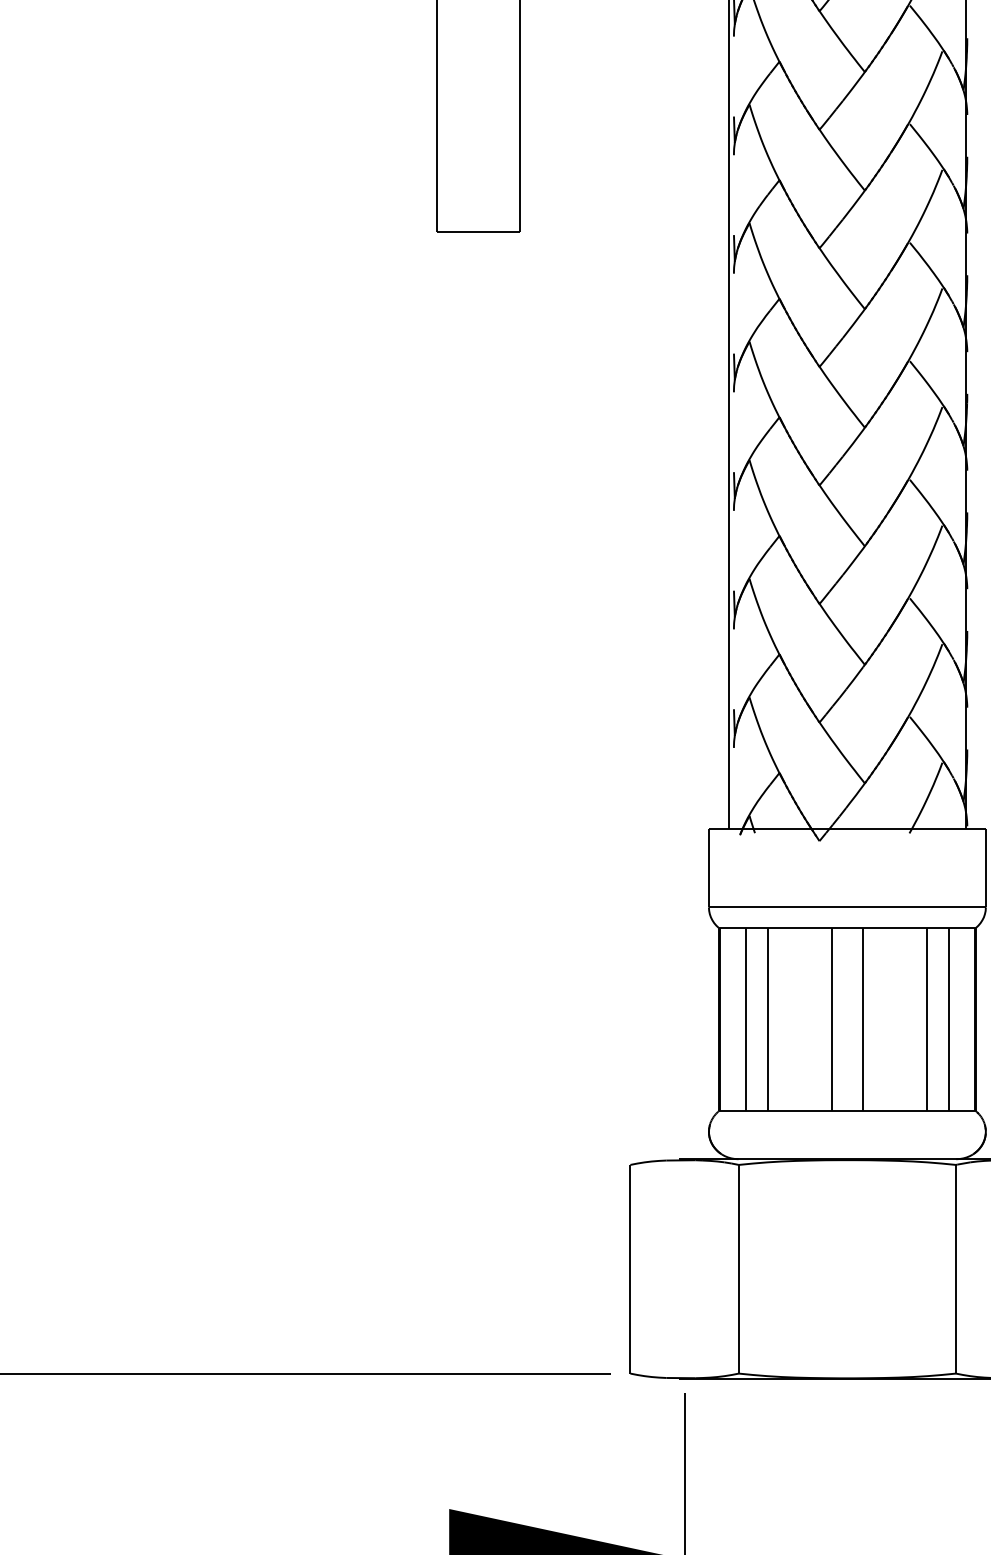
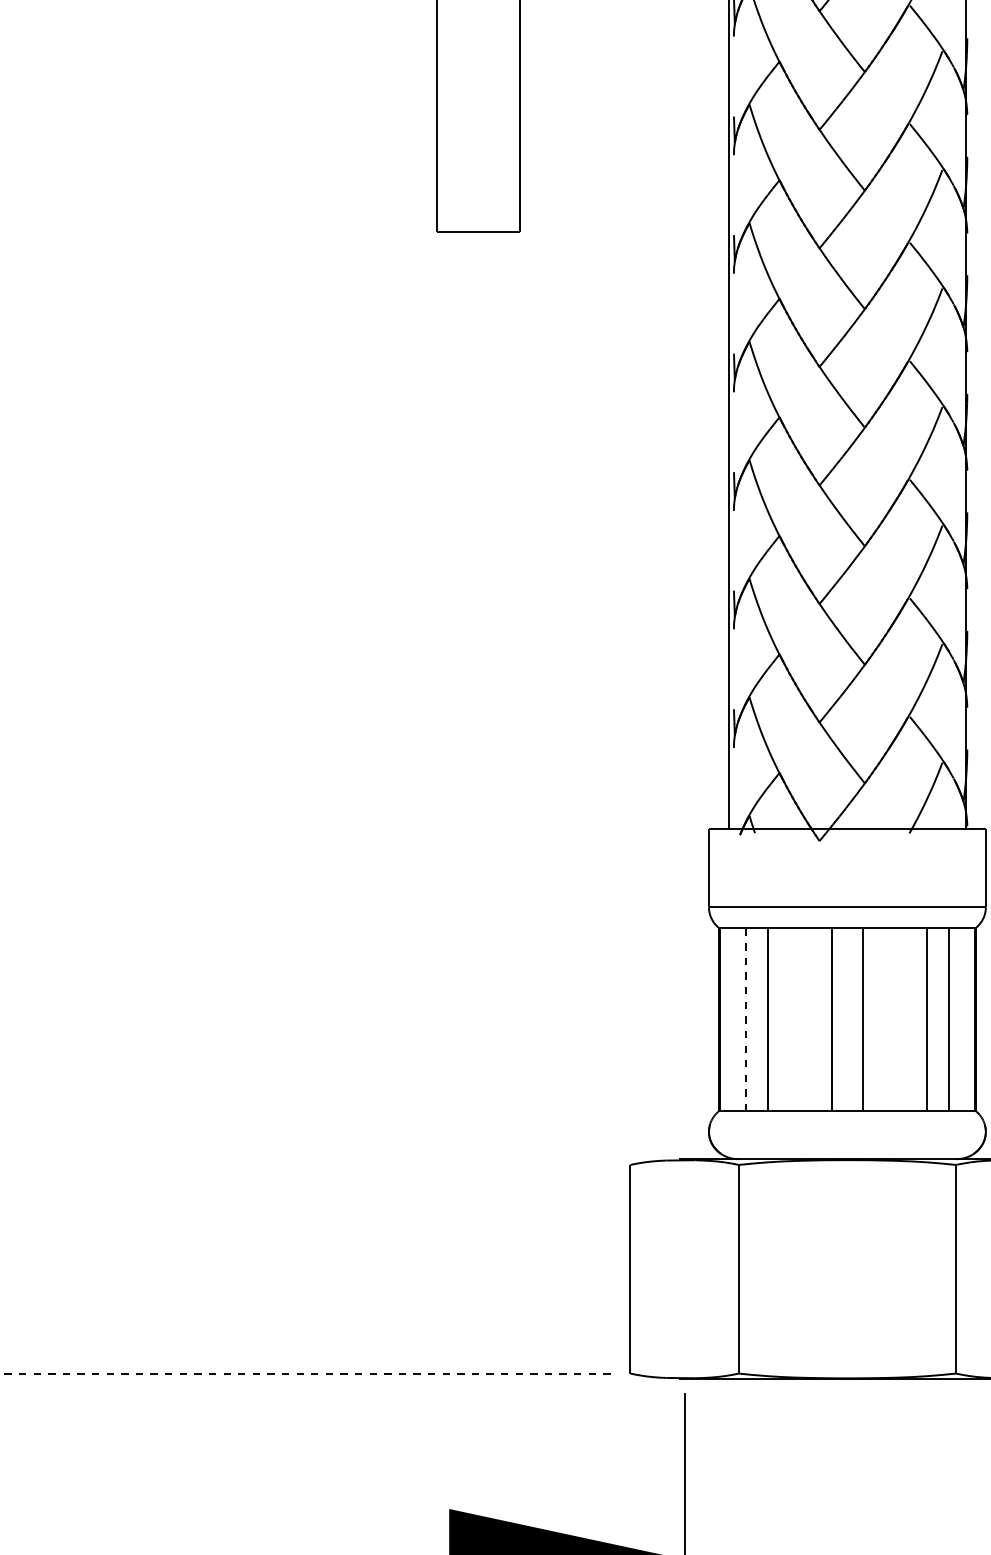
line: solid -> dashed (746, 1019)
line: solid -> dashed (305, 1373)
